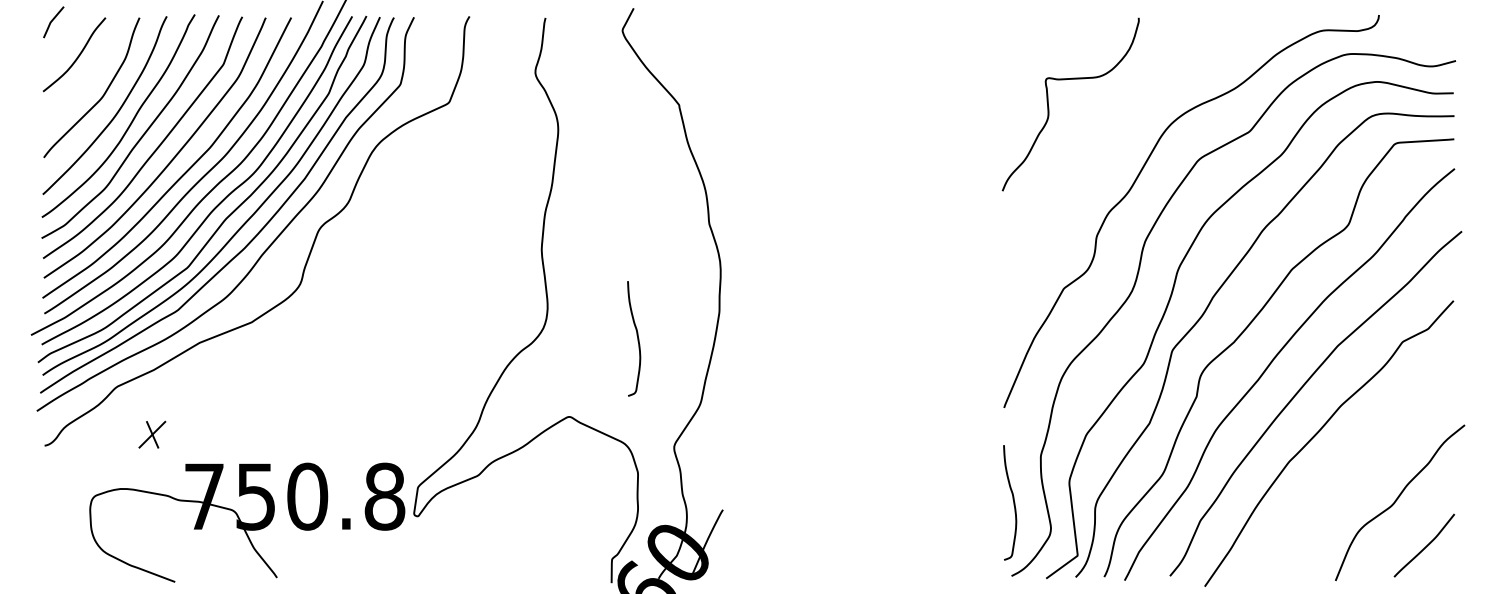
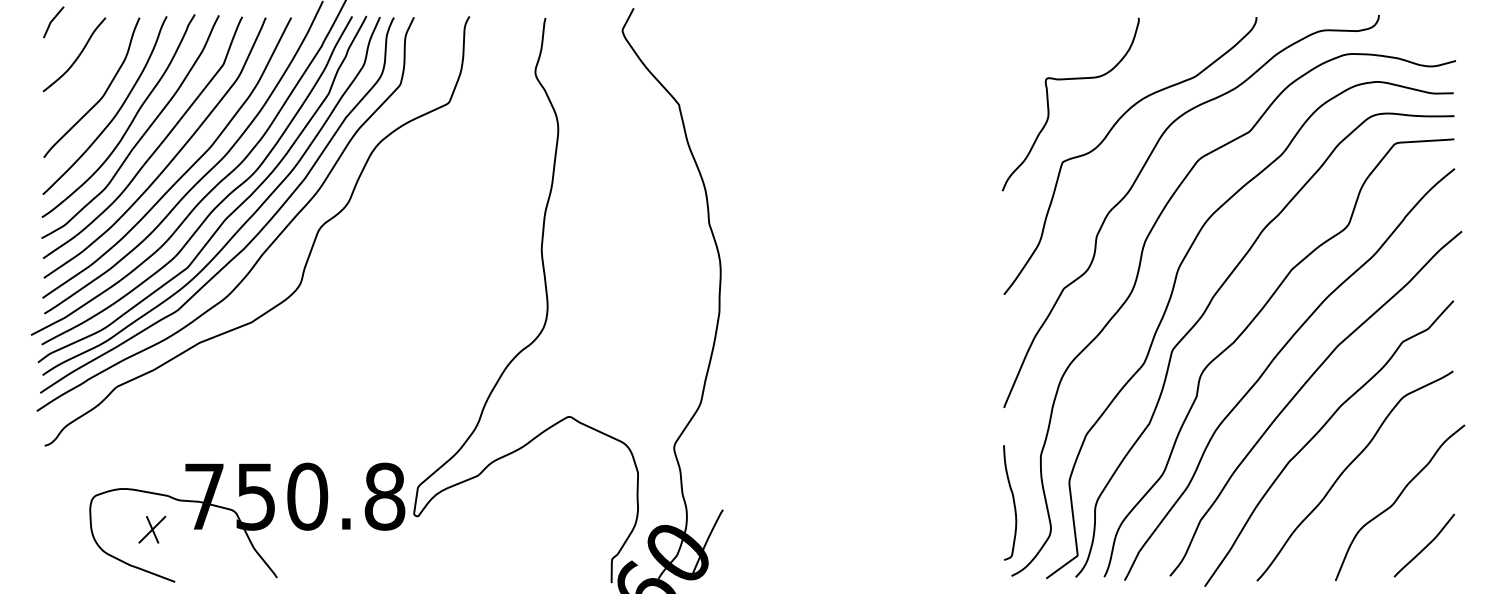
curve: none -> present (1105, 139)
curve: present -> none (637, 338)
part position: (152, 434) -> (152, 529) (152, 529)
curve: none -> present (1347, 468)
